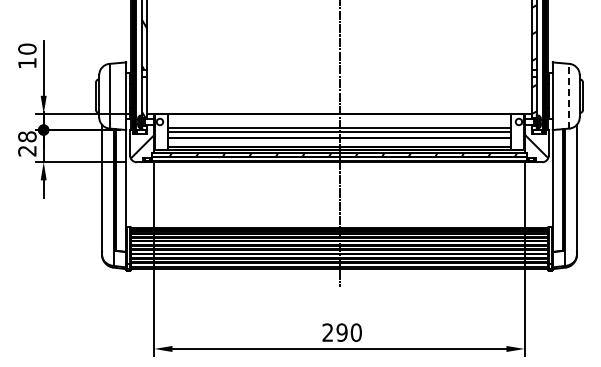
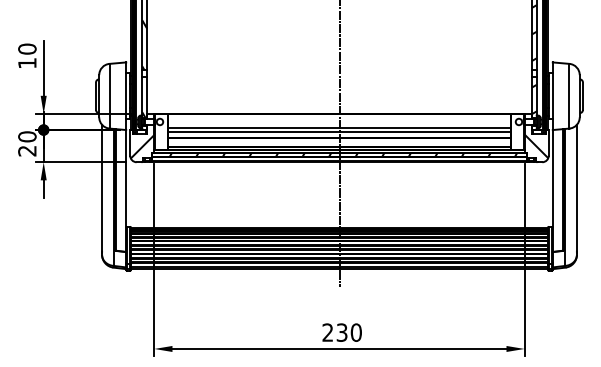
line: dashed -> solid (569, 95)
text: 28 -> 20 (27, 136)
text: 290 -> 230 (341, 332)
